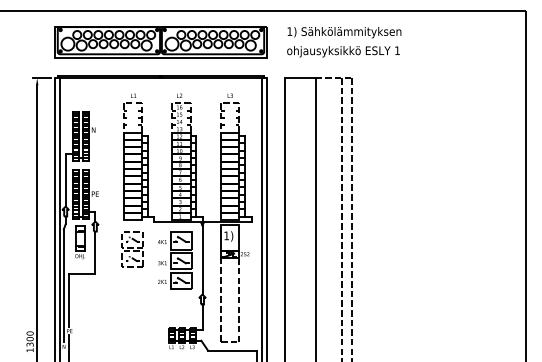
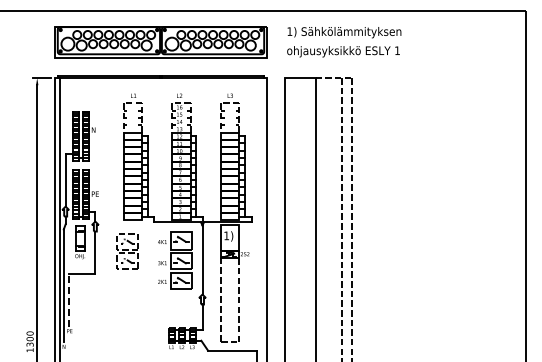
line: present -> none (261, 218)
part position: (132, 249) -> (127, 251) (127, 251)
line: solid -> dashed (68, 300)
line: present -> none (68, 346)
